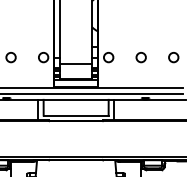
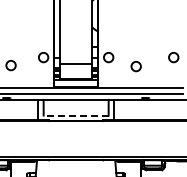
circle position: (10, 57) -> (10, 65) (10, 65)
circle position: (140, 57) -> (135, 66) (135, 66)
line: solid -> dashed (75, 115)
